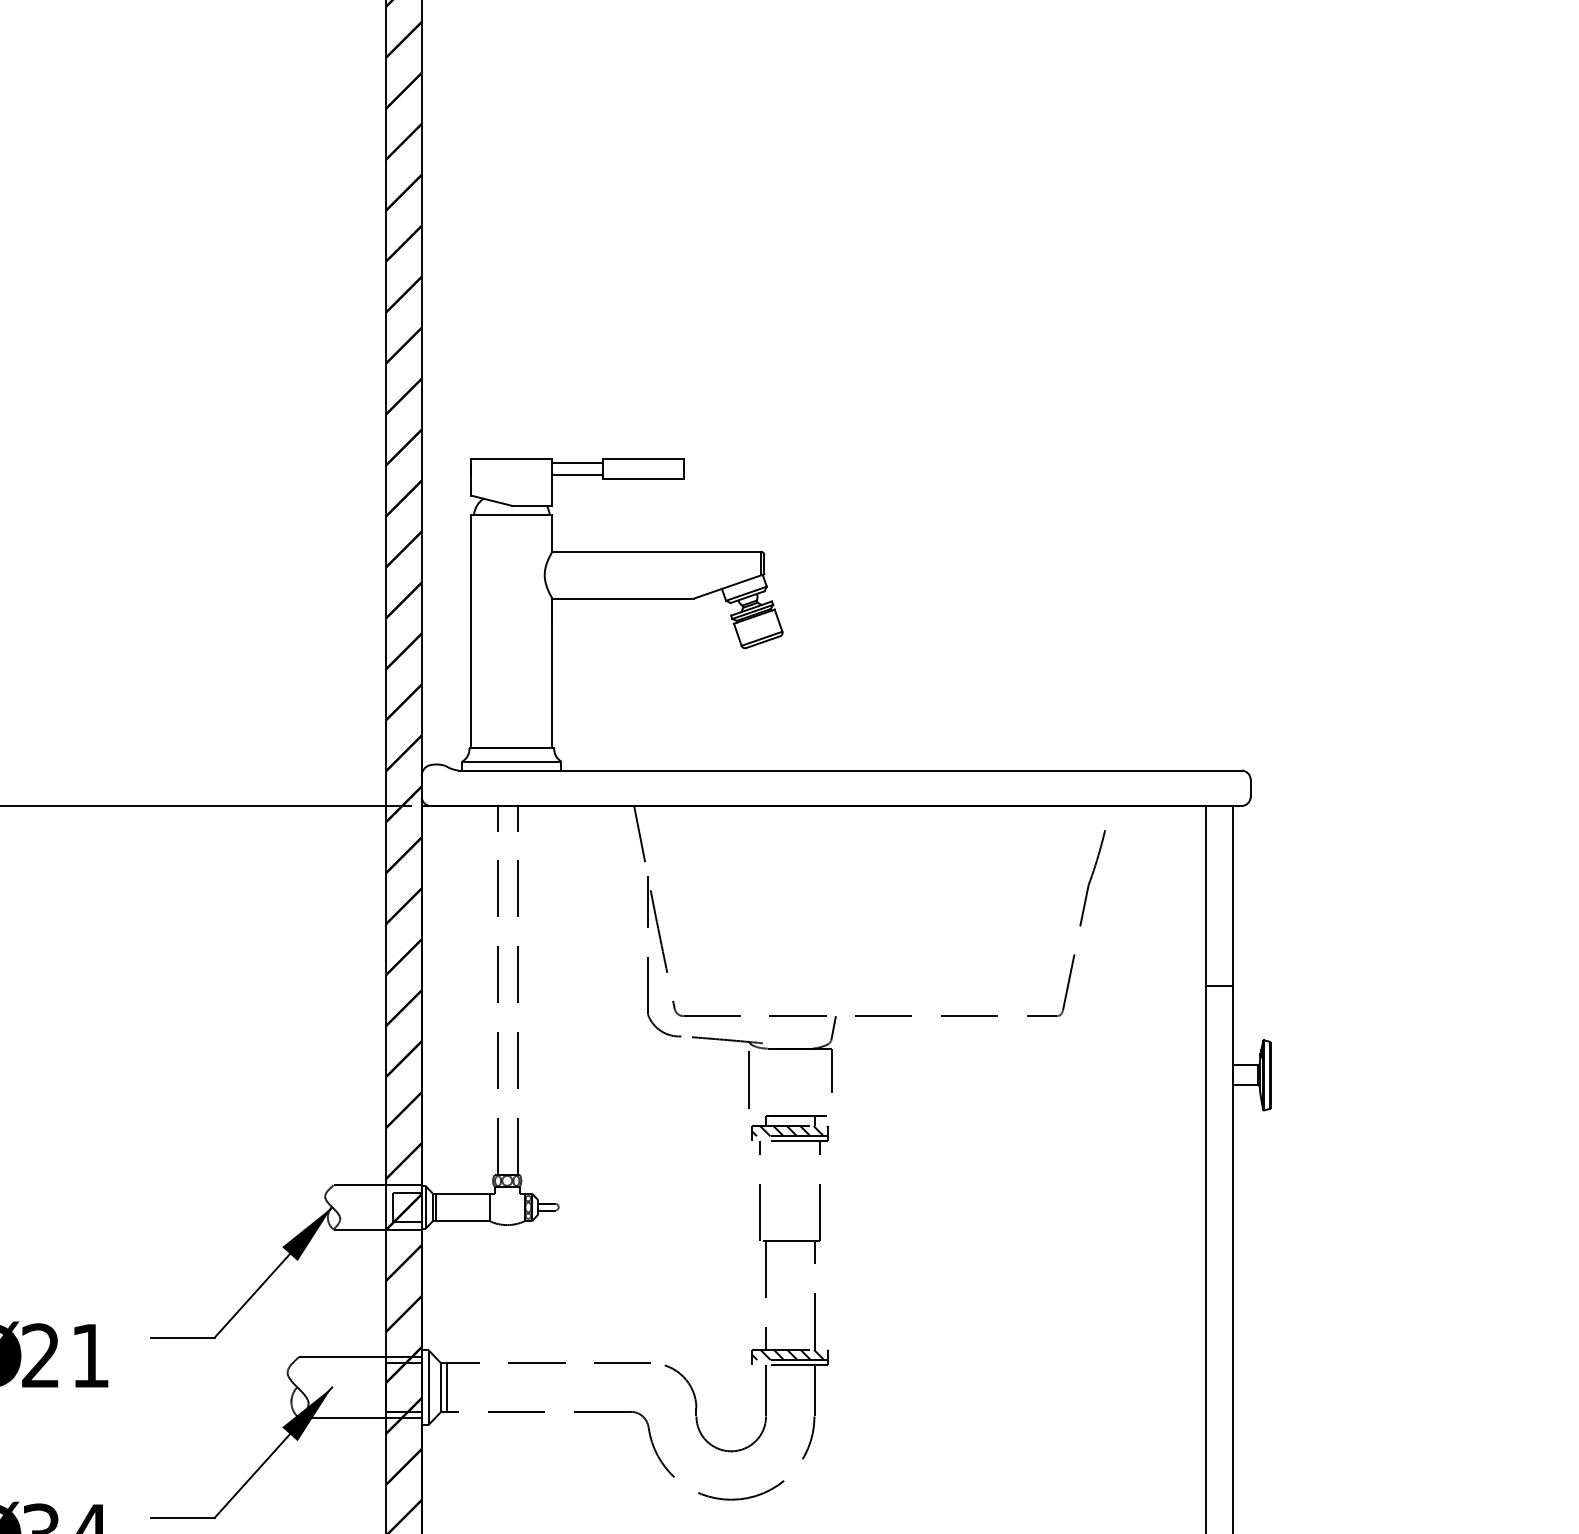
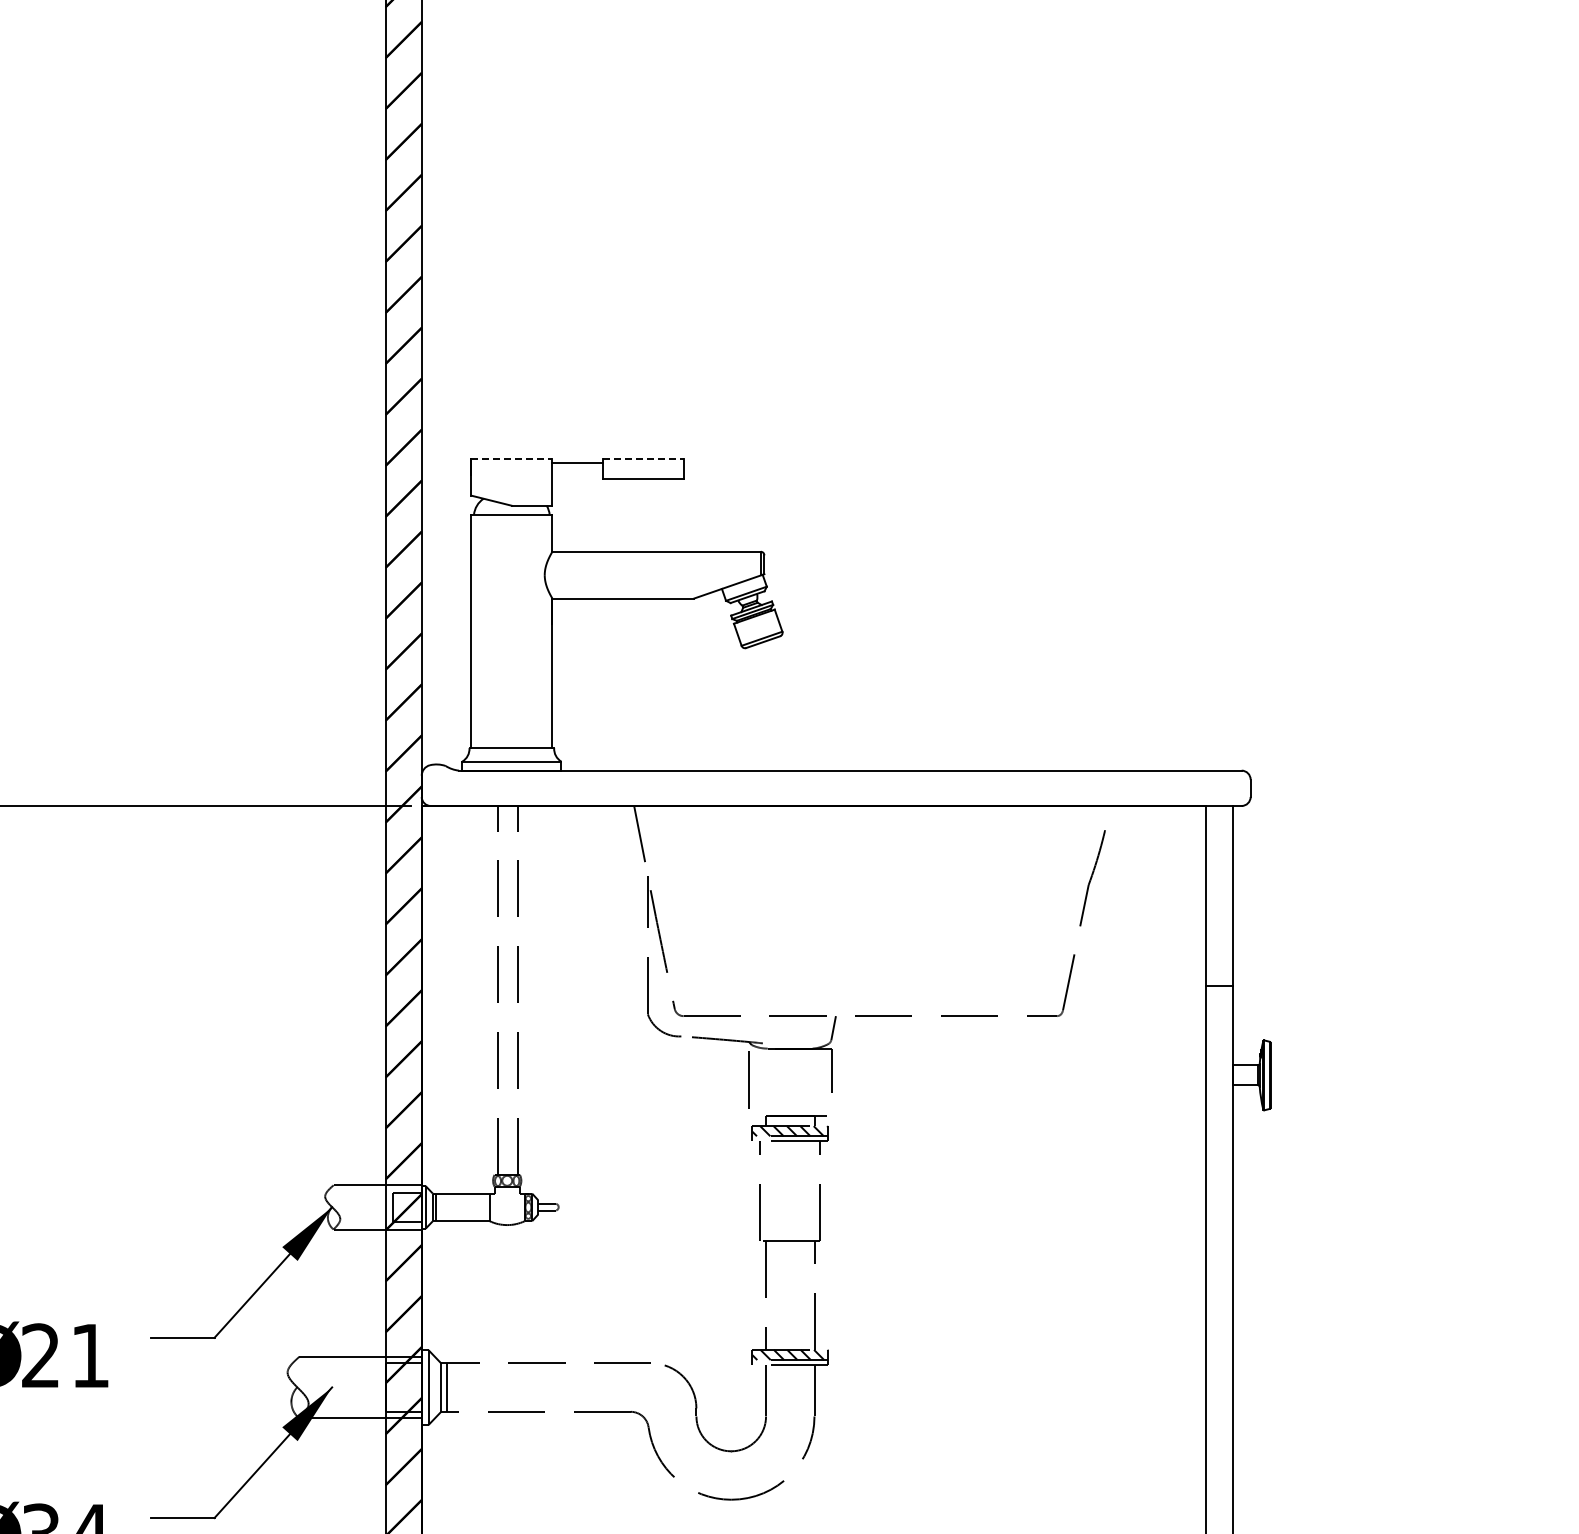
line: solid -> dashed (511, 458)
line: solid -> dashed (643, 458)
line: present -> none (577, 474)
